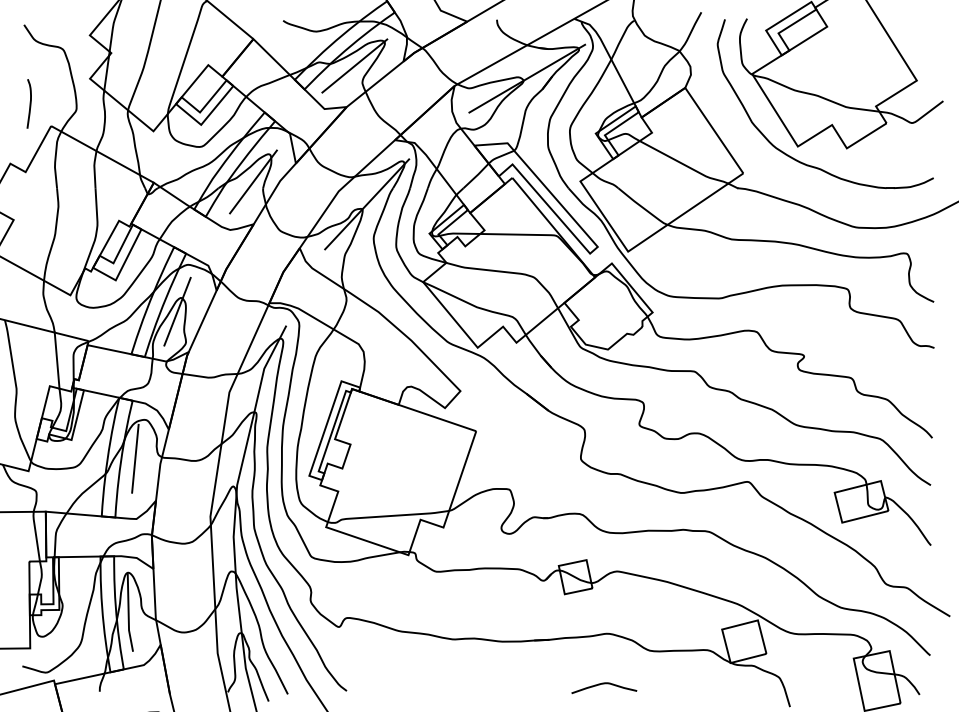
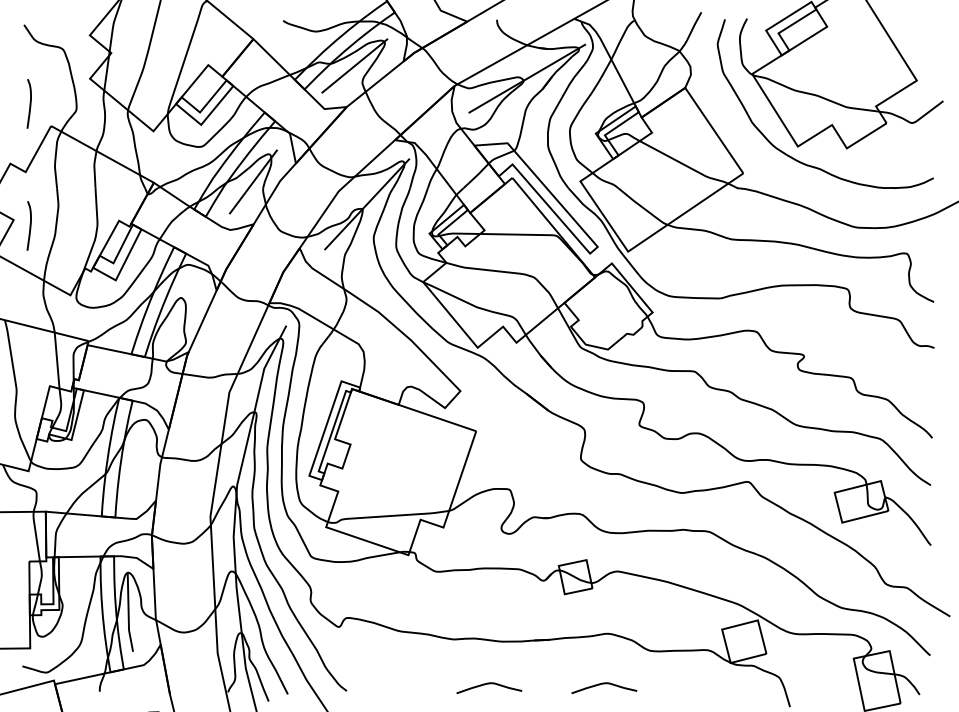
curve: none -> present (29, 225)
line: present -> none (177, 311)
line: present -> none (135, 458)
curve: none -> present (489, 684)
